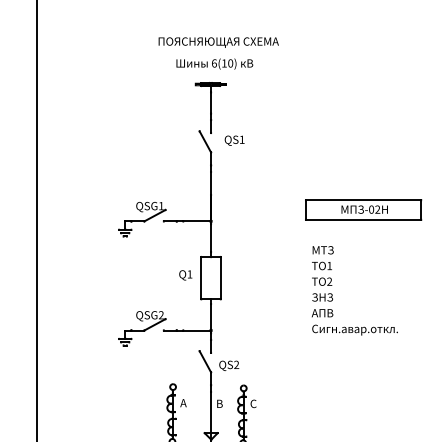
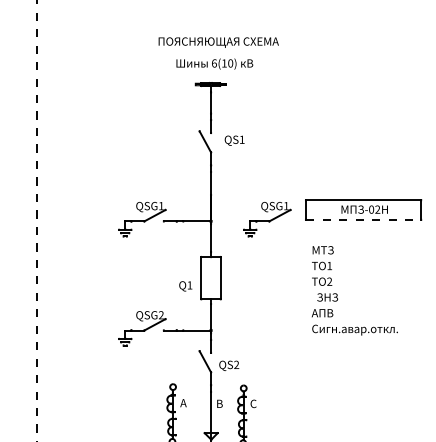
part: none -> present (267, 219)
line: solid -> dashed (363, 219)
line: solid -> dashed (37, 221)
text position: (185, 275) -> (185, 286) (185, 286)
text position: (322, 297) -> (327, 297) (327, 297)
